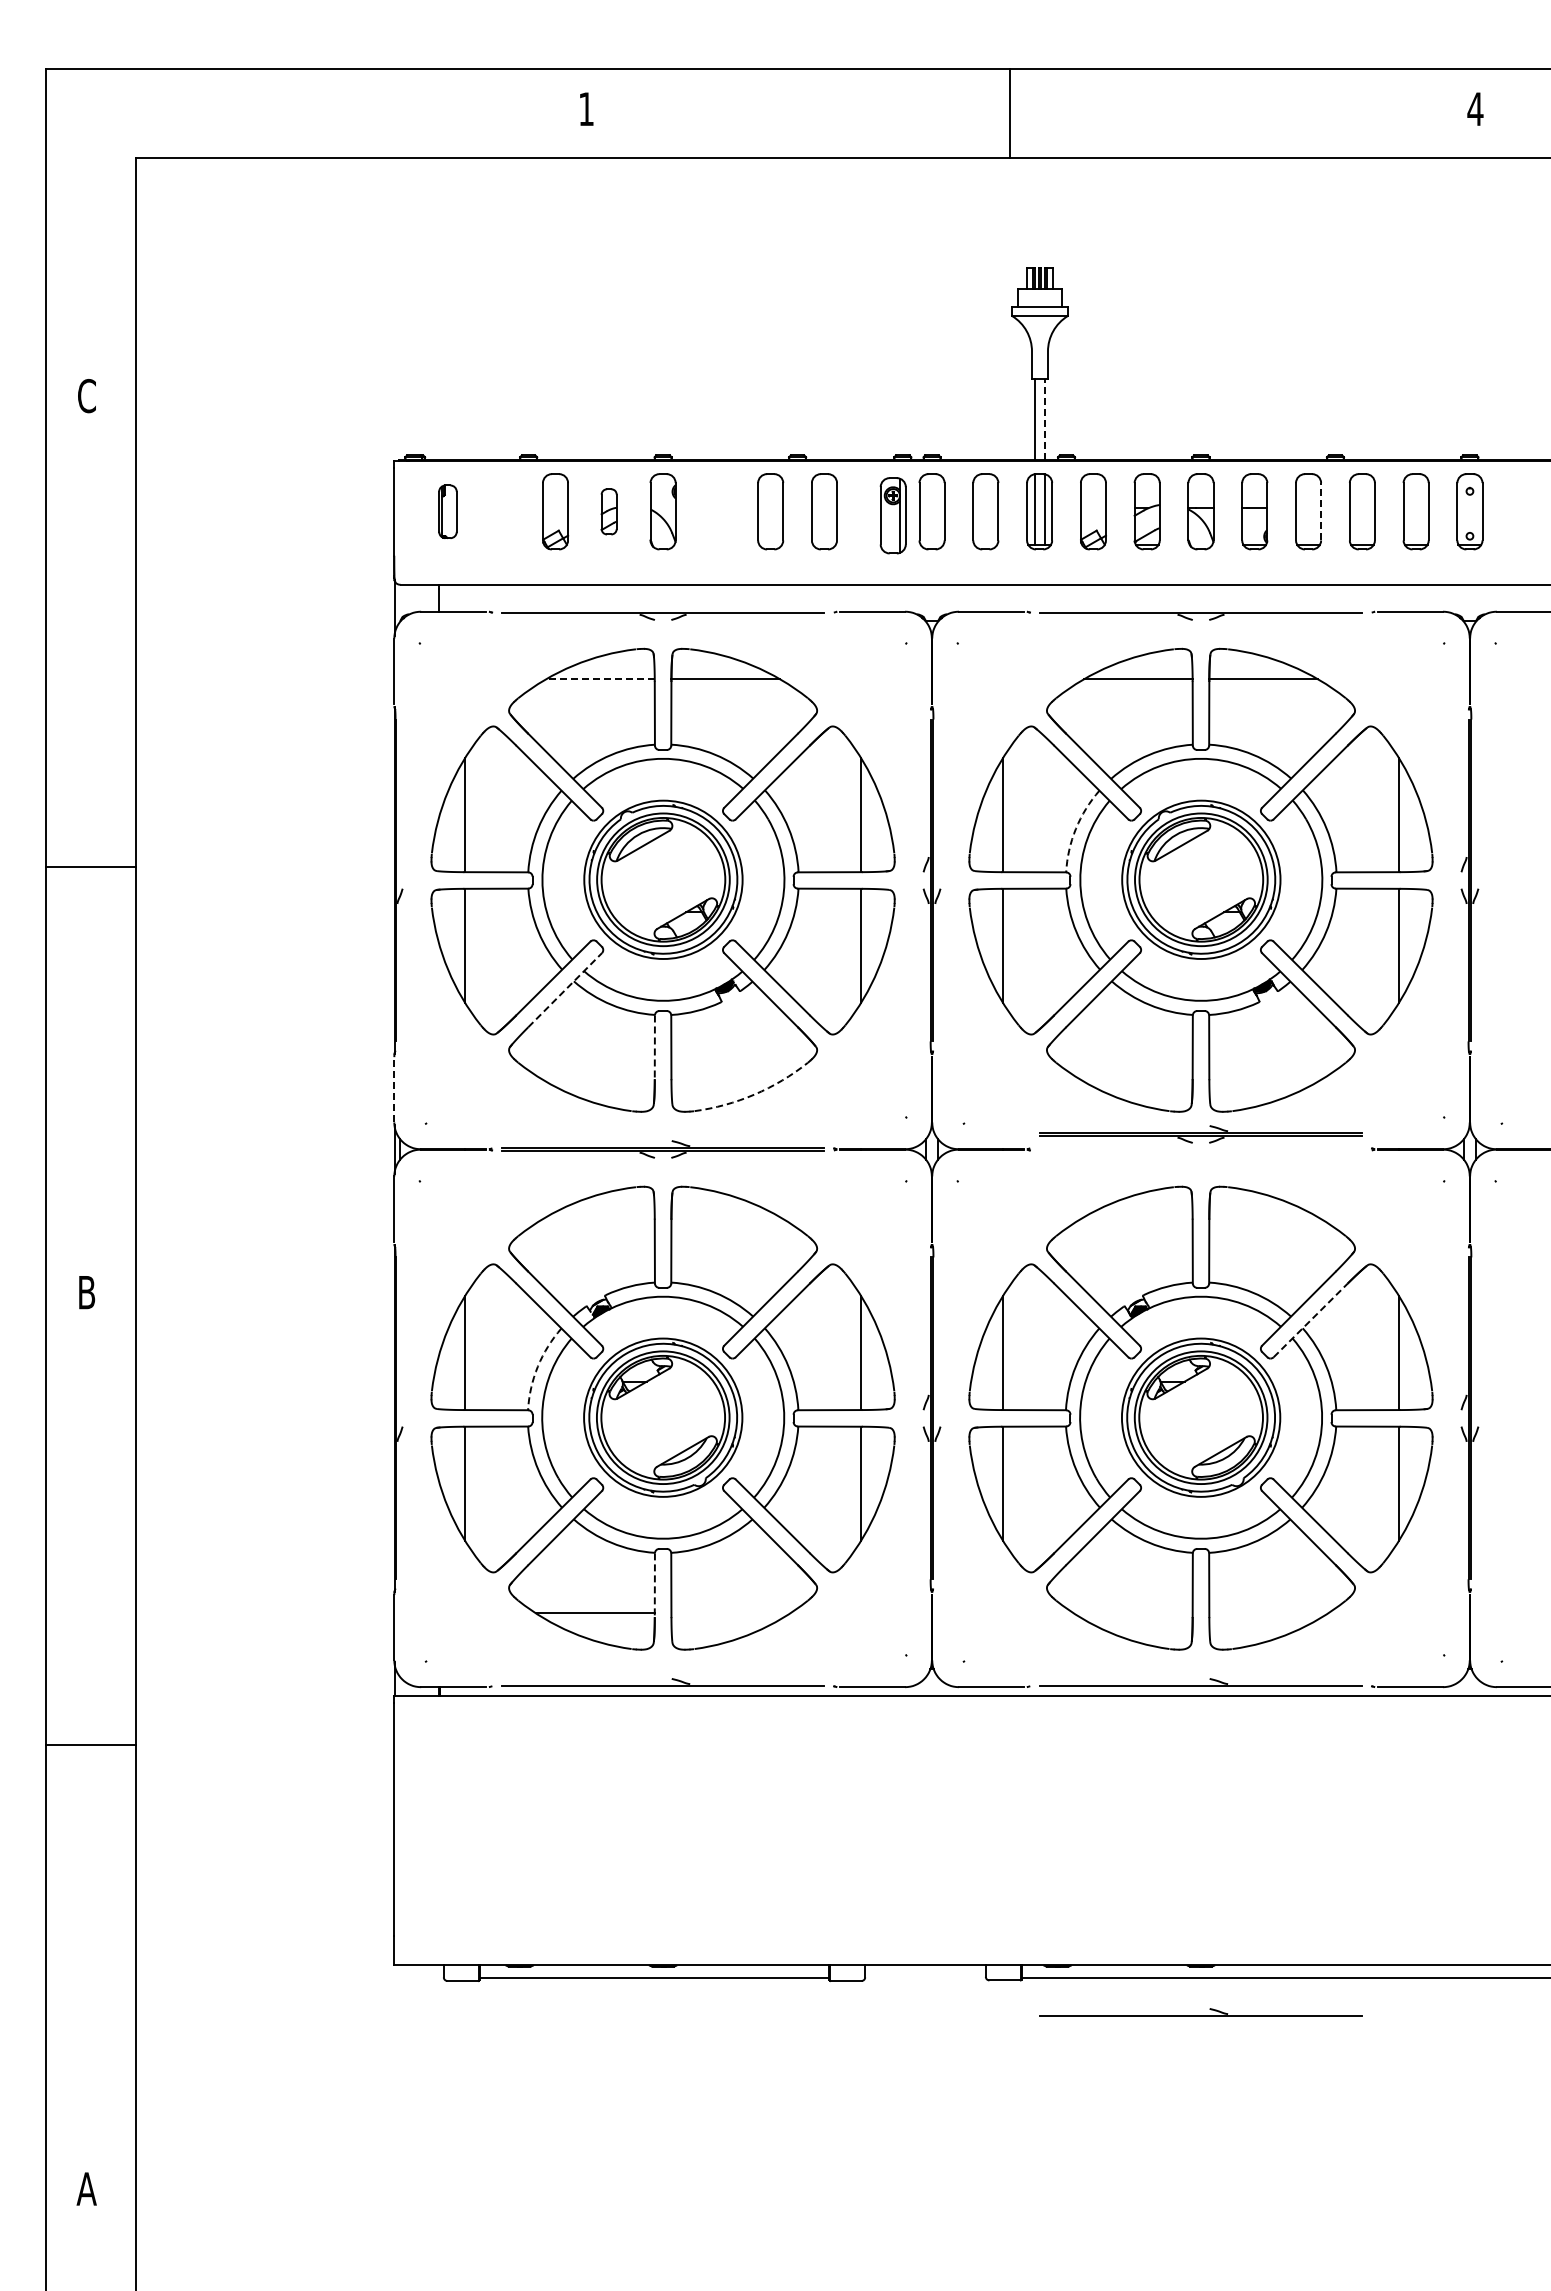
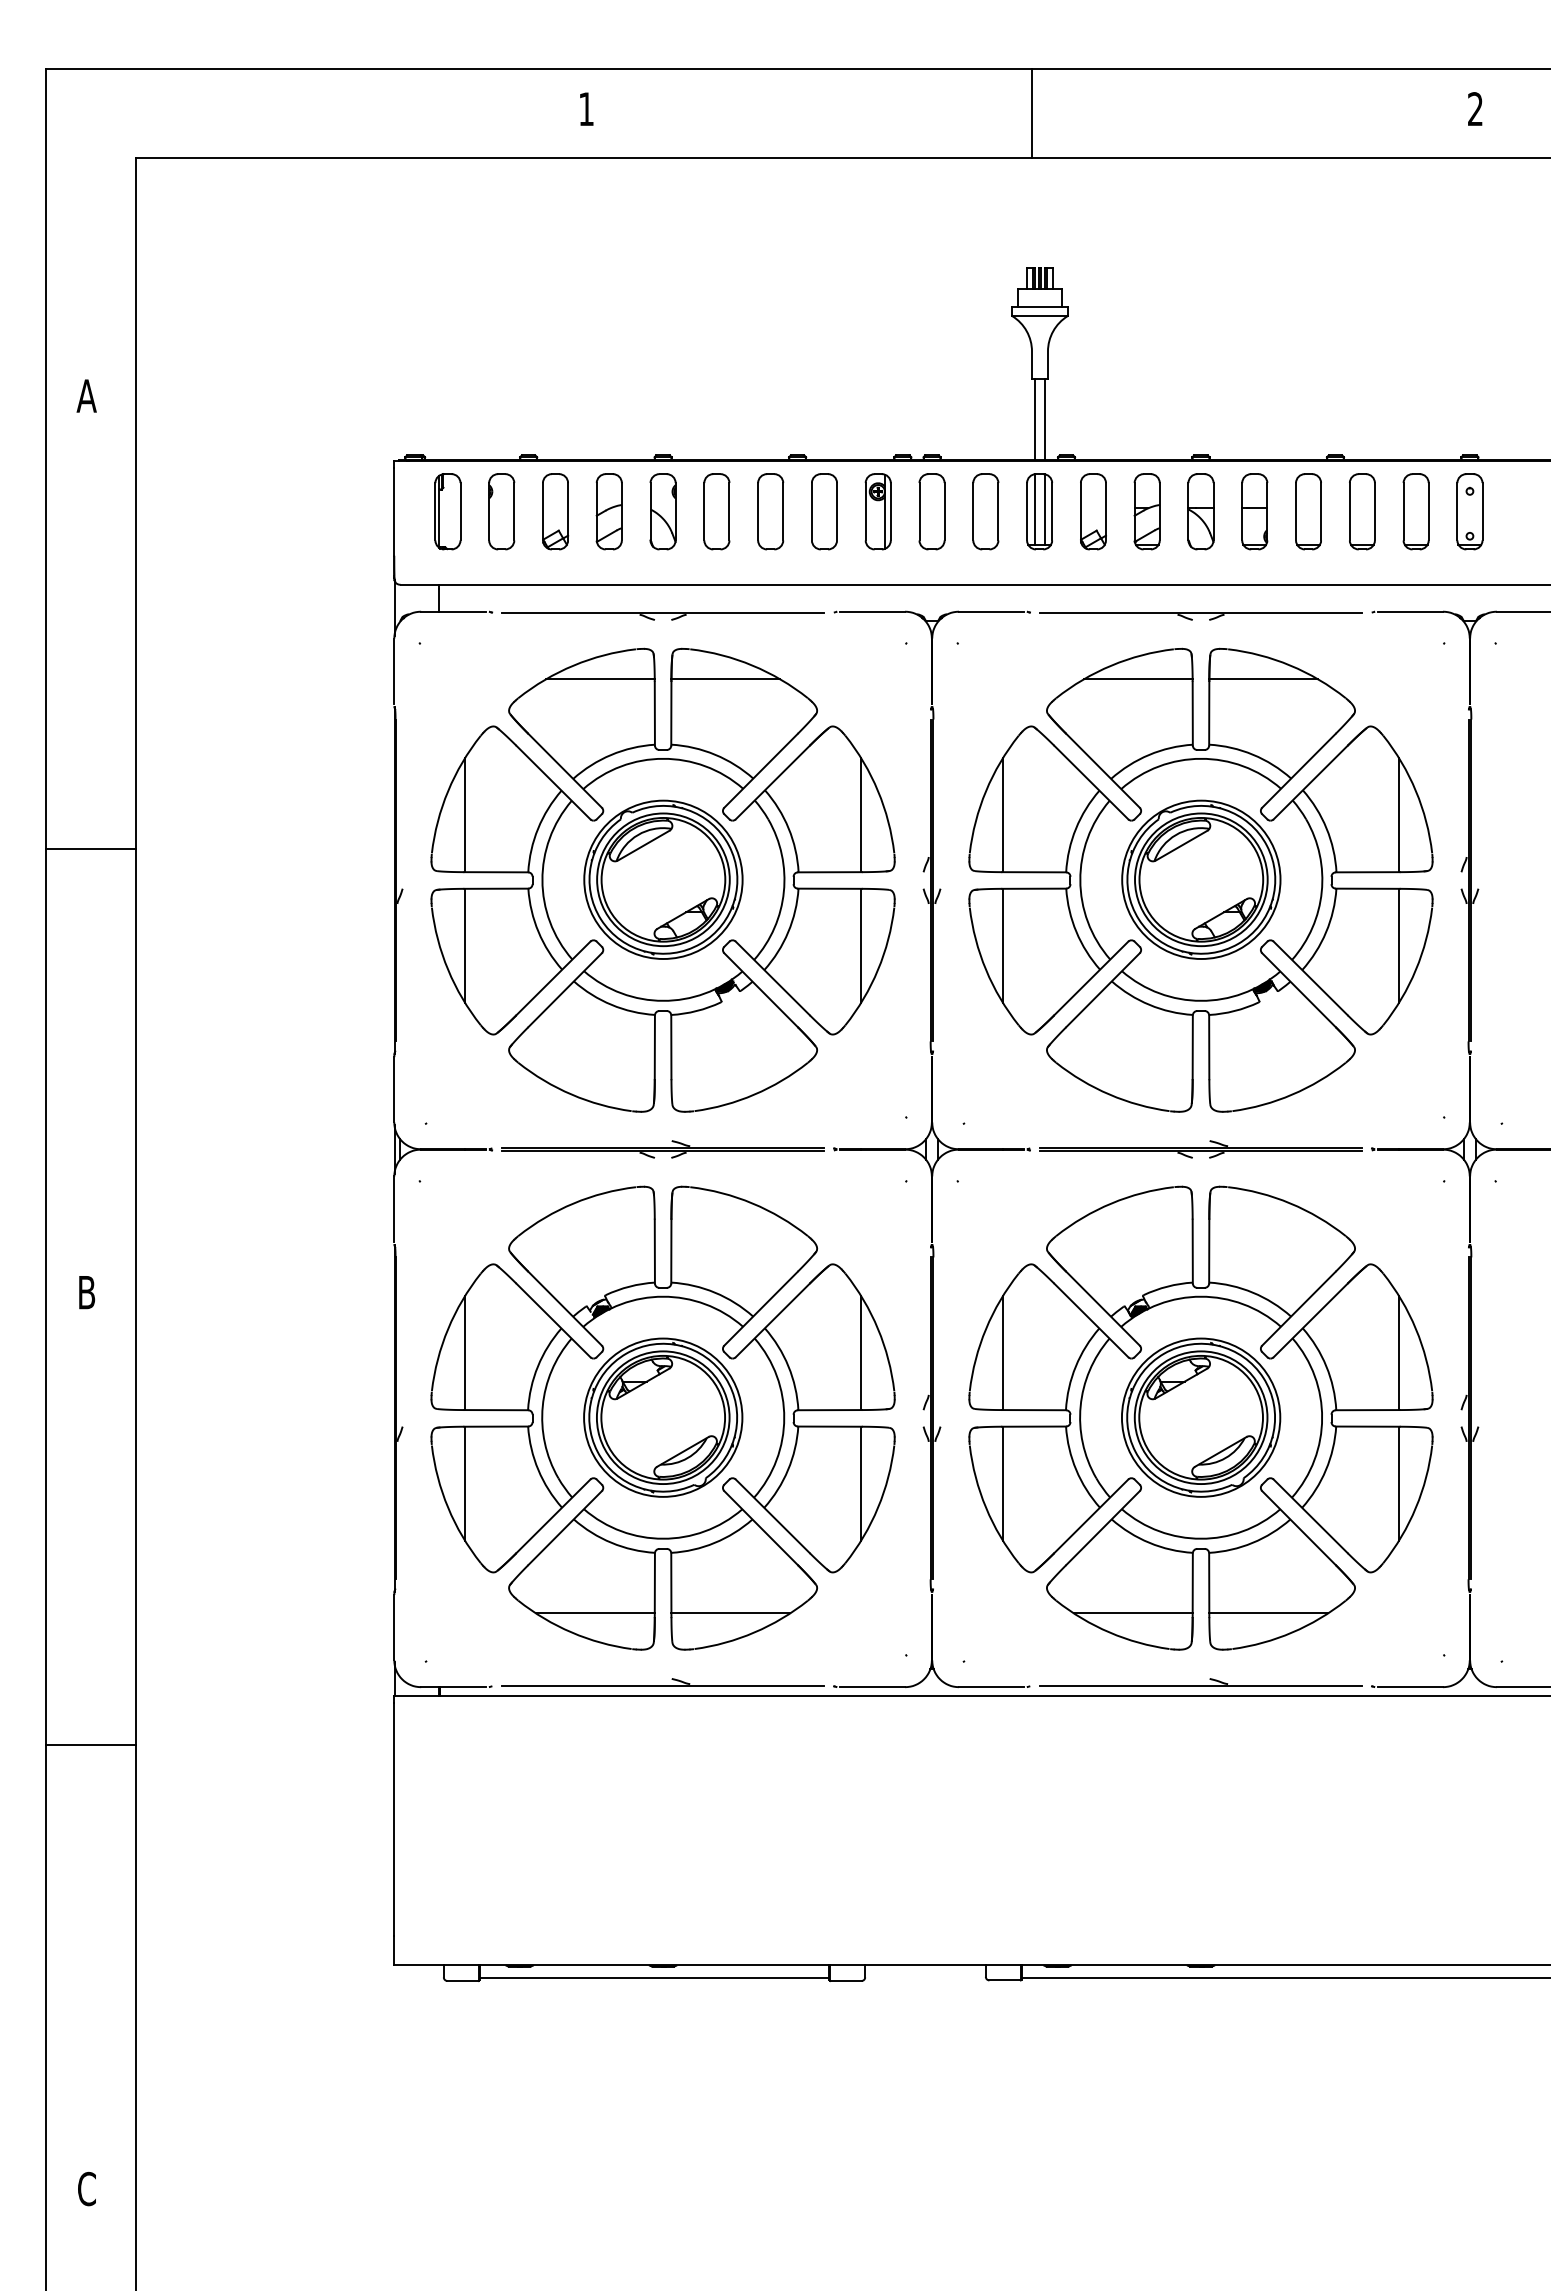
text: 4 -> 2 (1475, 108)
line position: (1010, 113) -> (1032, 113) (1032, 113)
text: C -> A (86, 395)
line: dashed -> solid (1045, 418)
part size: 20x55 px -> 28x78 px (447, 511)
part: none -> present (501, 511)
part size: 18x48 px -> 28x78 px (608, 511)
part: none -> present (716, 511)
line: dashed -> solid (1321, 511)
part position: (892, 515) -> (877, 511) (877, 511)
line: dashed -> solid (599, 679)
arc: dashed -> solid (1076, 828)
line position: (90, 866) -> (90, 848) (90, 848)
line: dashed -> solid (565, 989)
line: dashed -> solid (654, 1047)
line: dashed -> solid (394, 1089)
arc: dashed -> solid (754, 1094)
part position: (1200, 1134) -> (1200, 1149) (1200, 1149)
line: dashed -> solid (1311, 1320)
arc: dashed -> solid (537, 1366)
line: dashed -> solid (654, 1585)
line: none -> present (730, 1613)
line: none -> present (1132, 1613)
line: none -> present (1268, 1613)
part: present -> none (1200, 2012)
text: A -> C (86, 2188)
